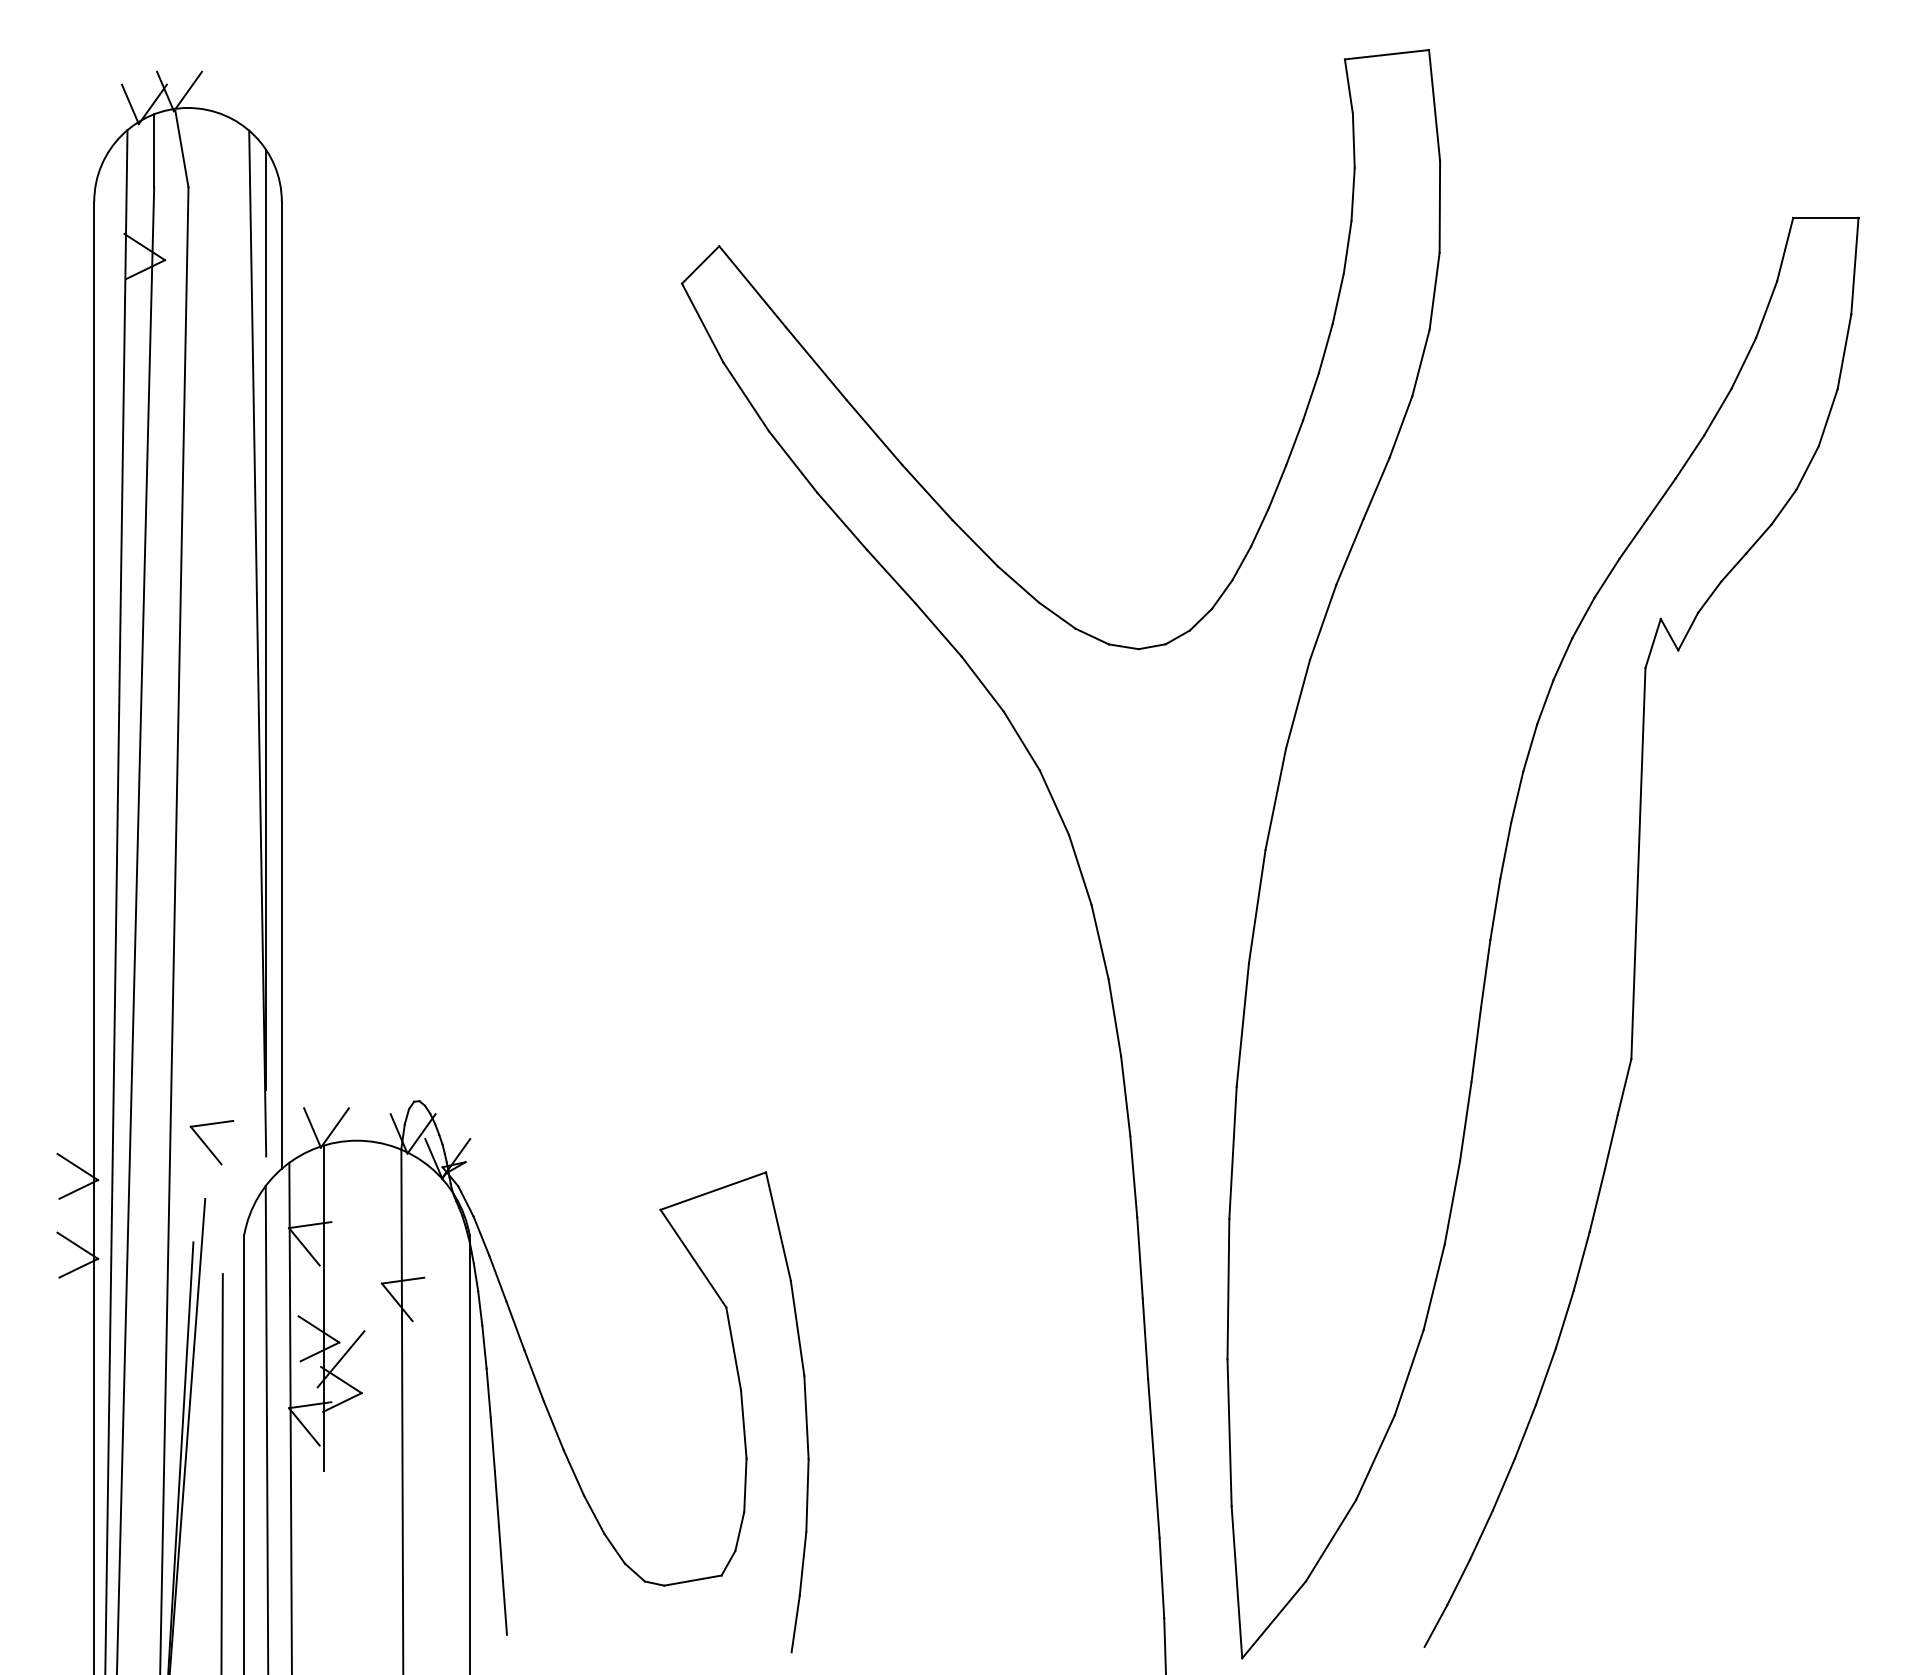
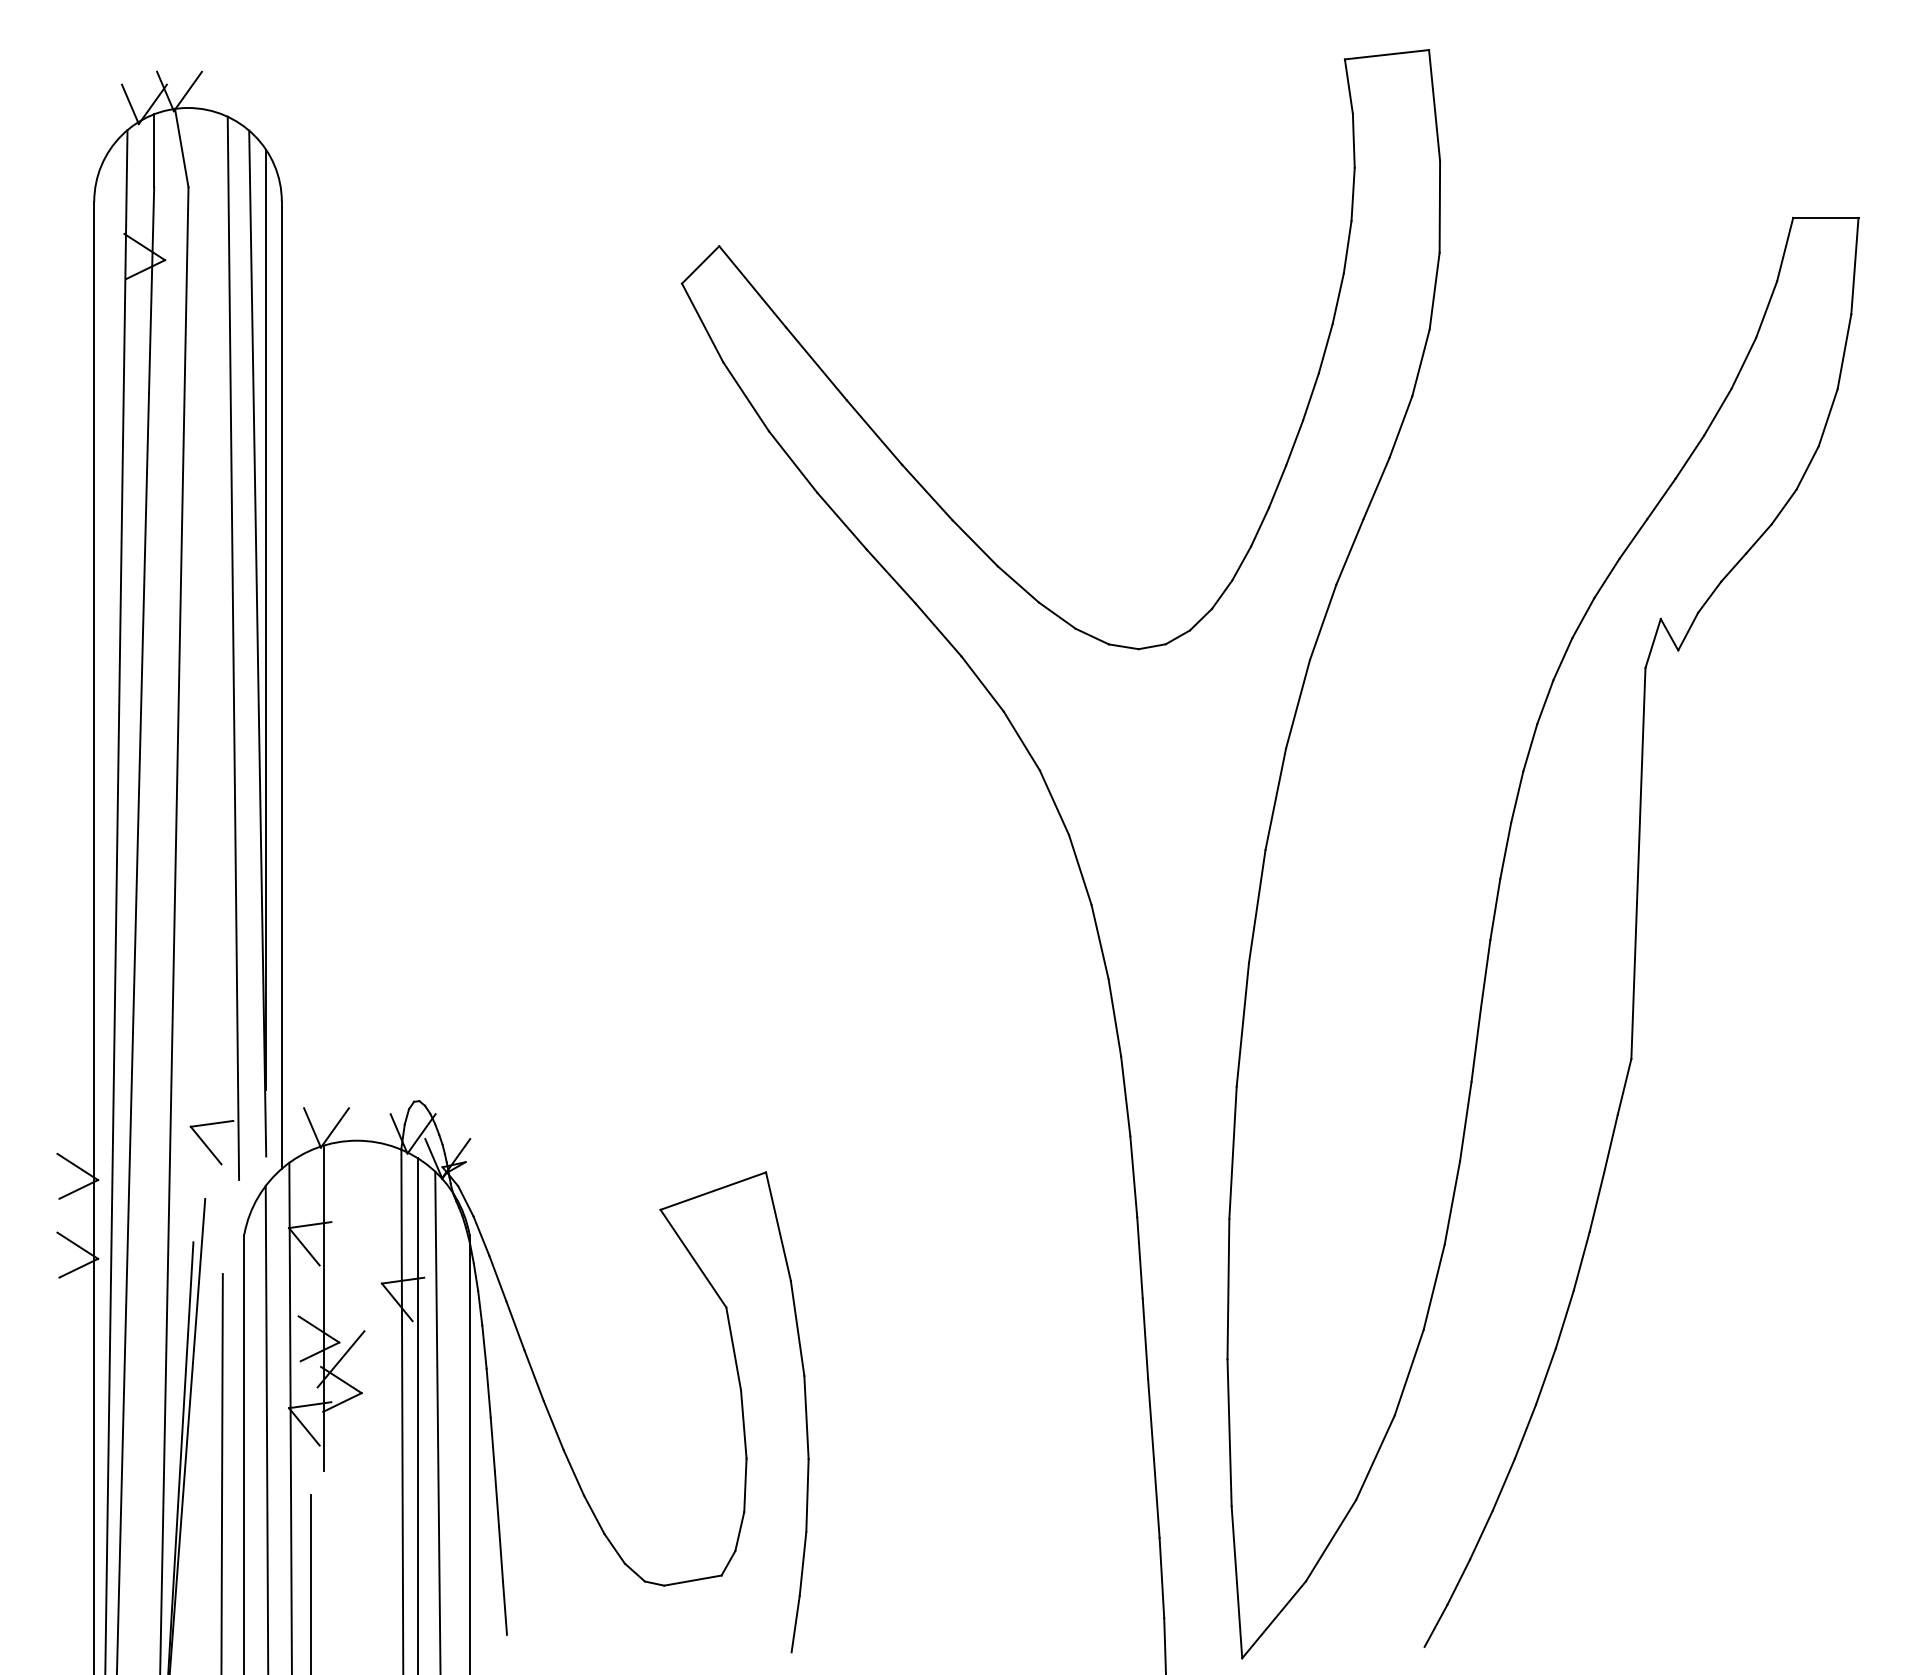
line: none -> present (233, 647)
line: none -> present (418, 1414)
line: none -> present (437, 1421)
line: none -> present (311, 1582)
